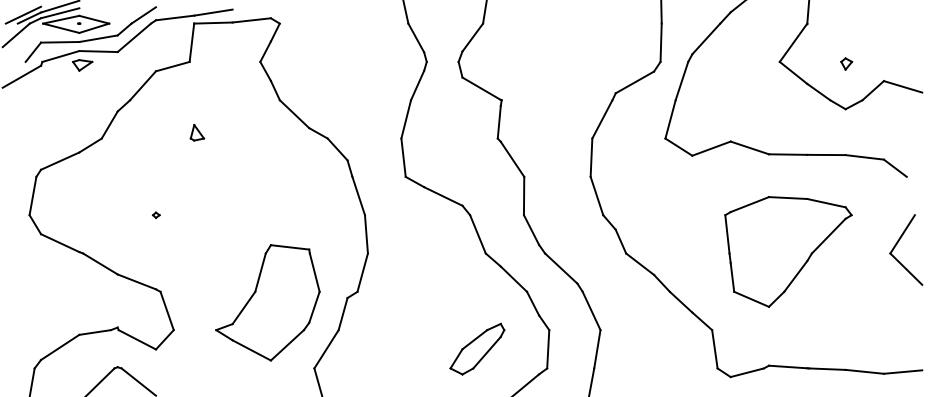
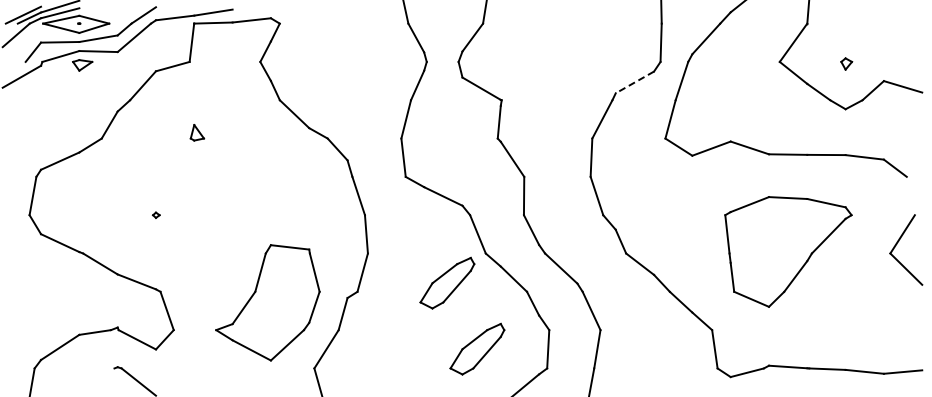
line: solid -> dashed (634, 82)
part: none -> present (447, 282)
line: present -> none (101, 380)
